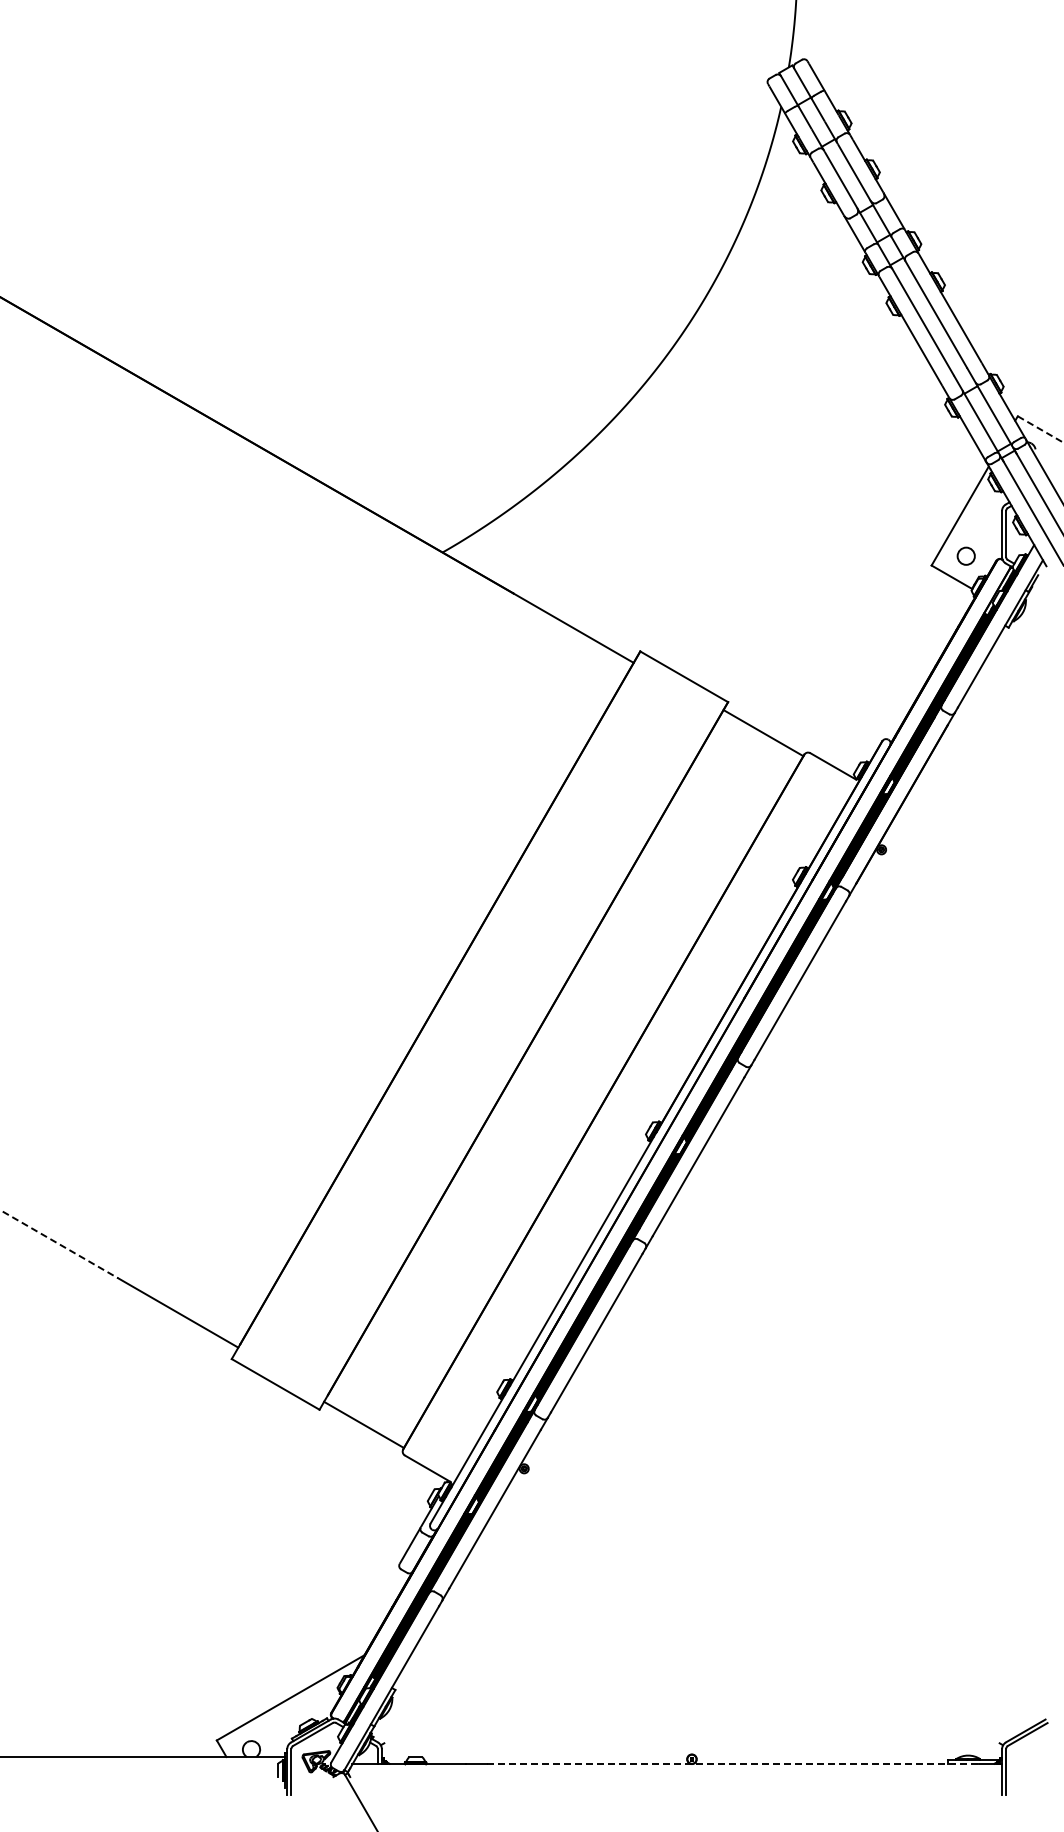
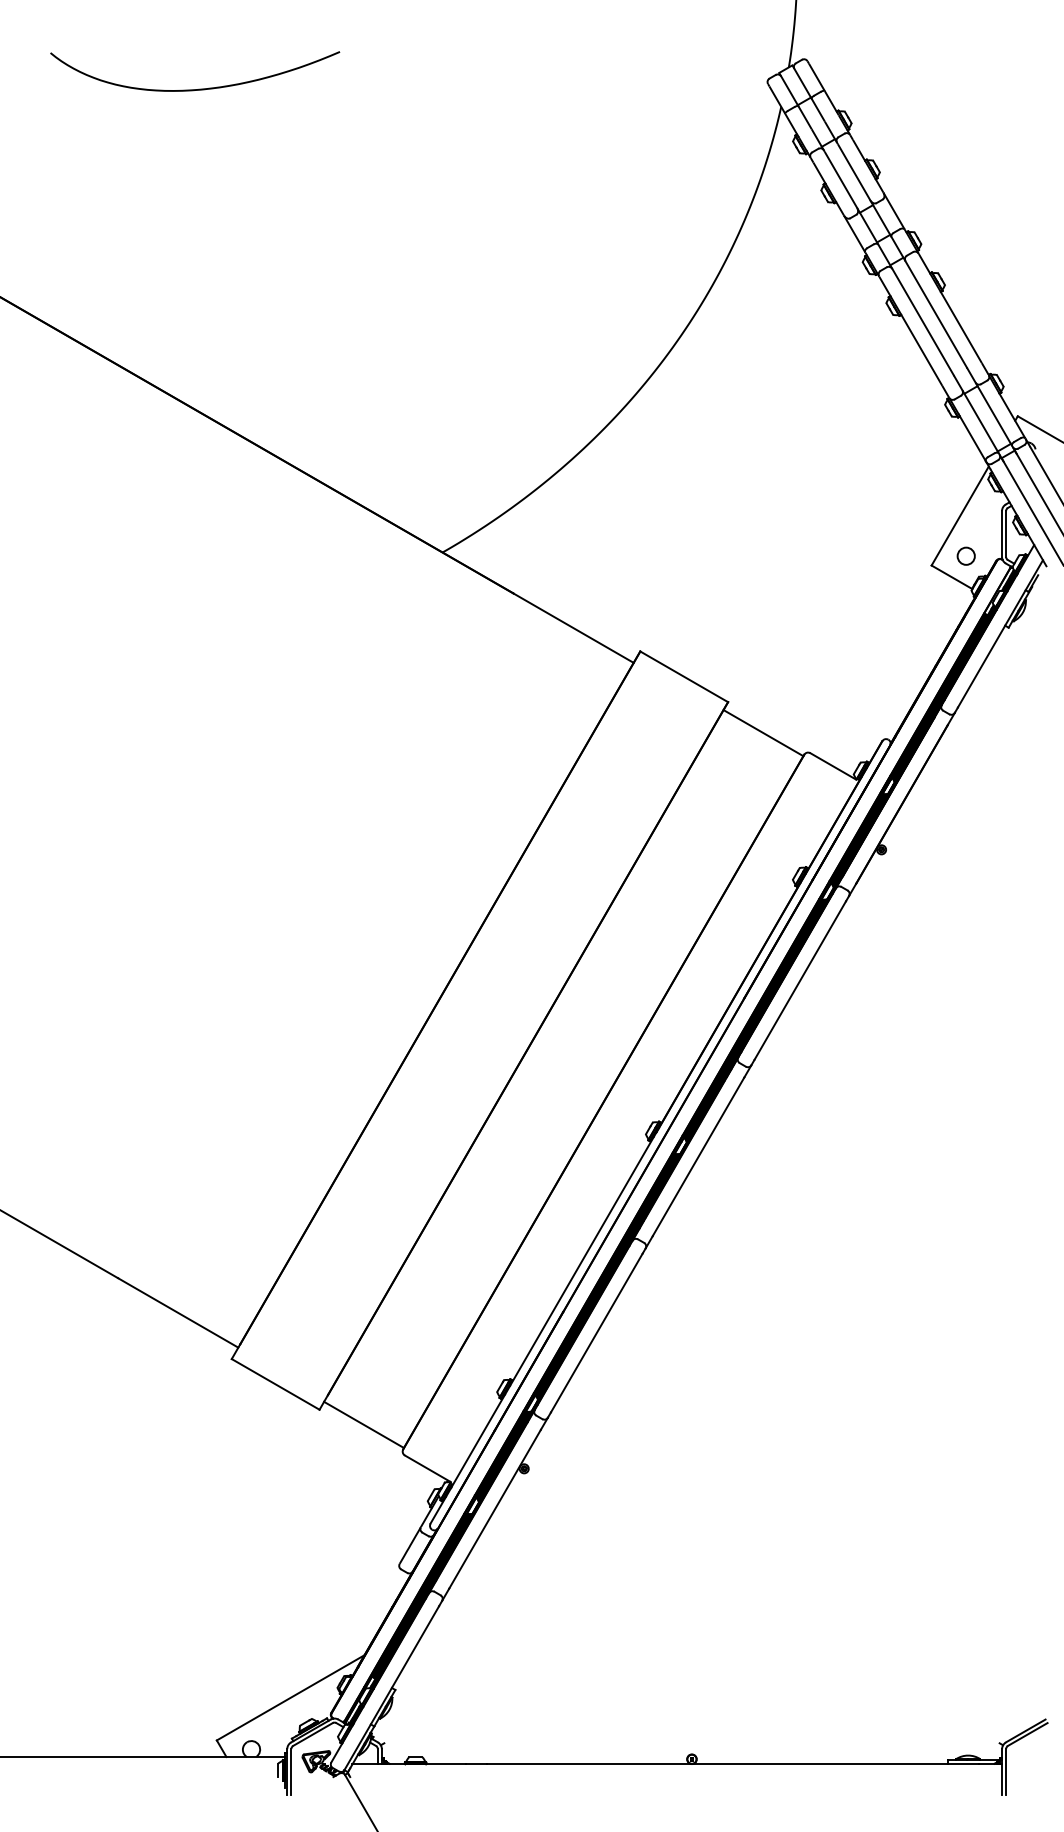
curve: none -> present (198, 88)
line: dashed -> solid (1041, 429)
line: dashed -> solid (59, 1244)
line: dashed -> solid (733, 1764)
